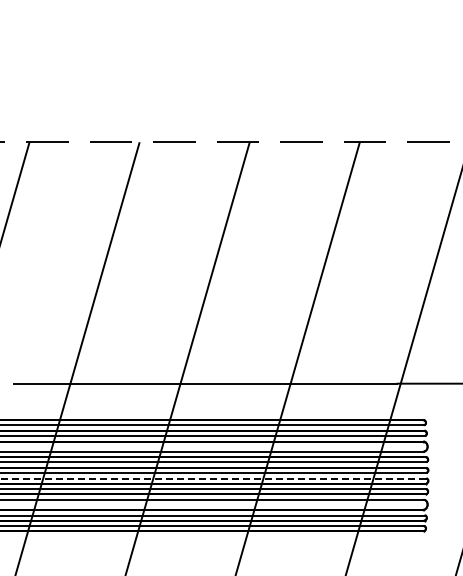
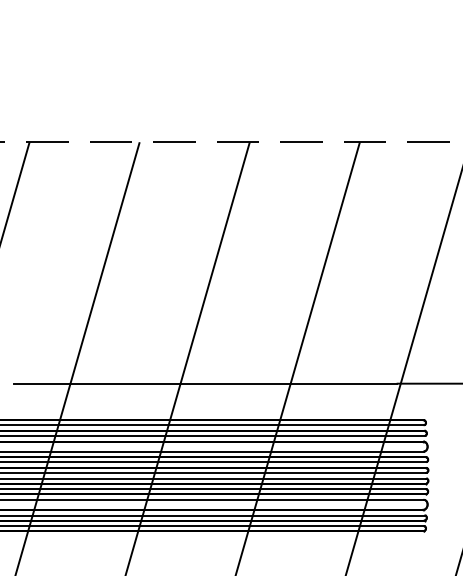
line: dashed -> solid (213, 478)
